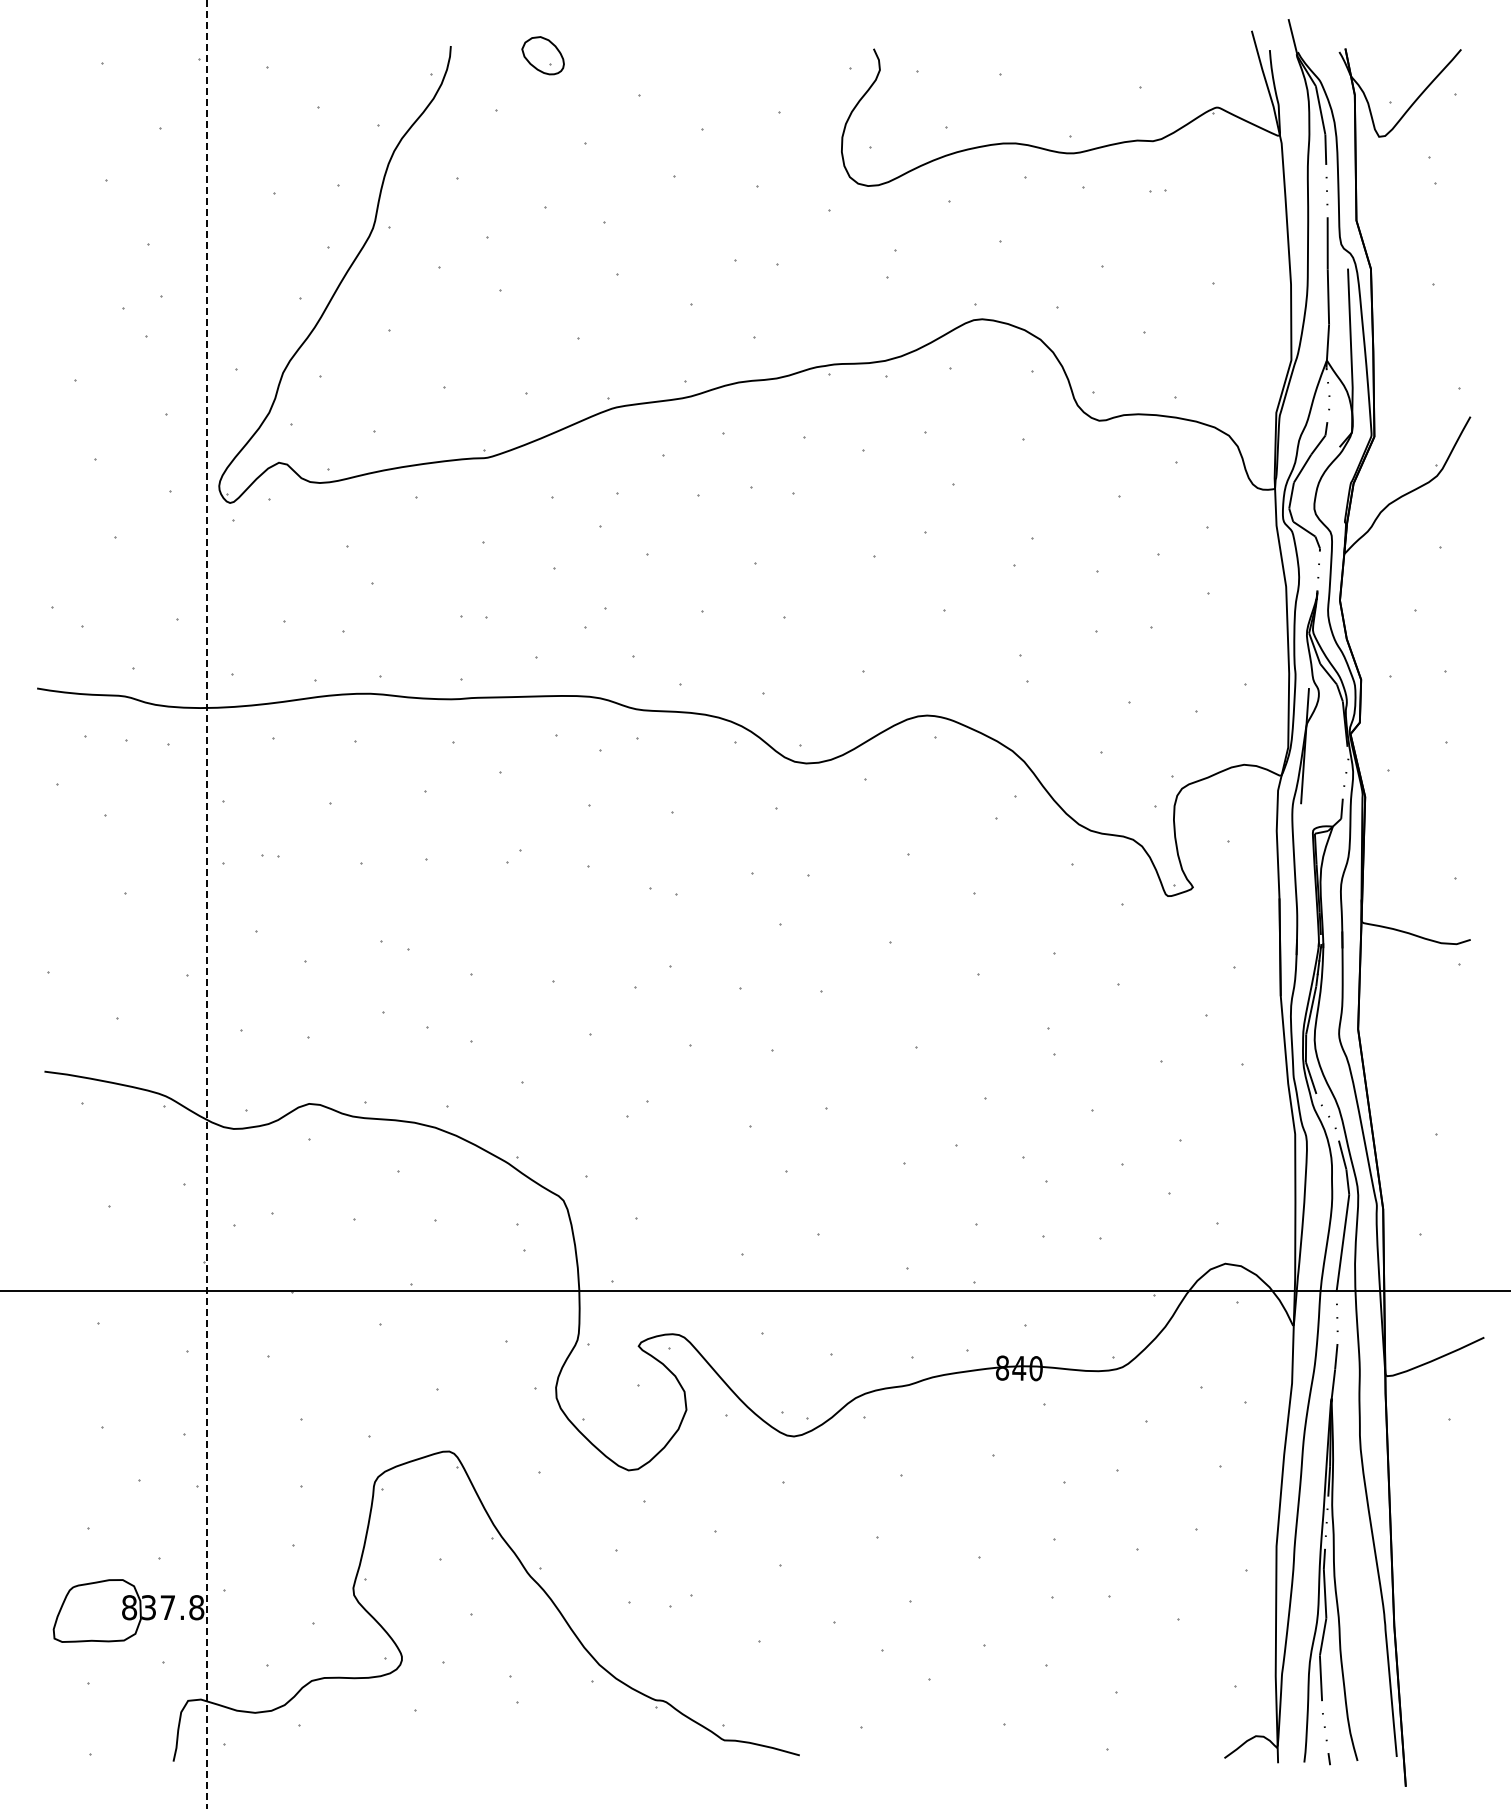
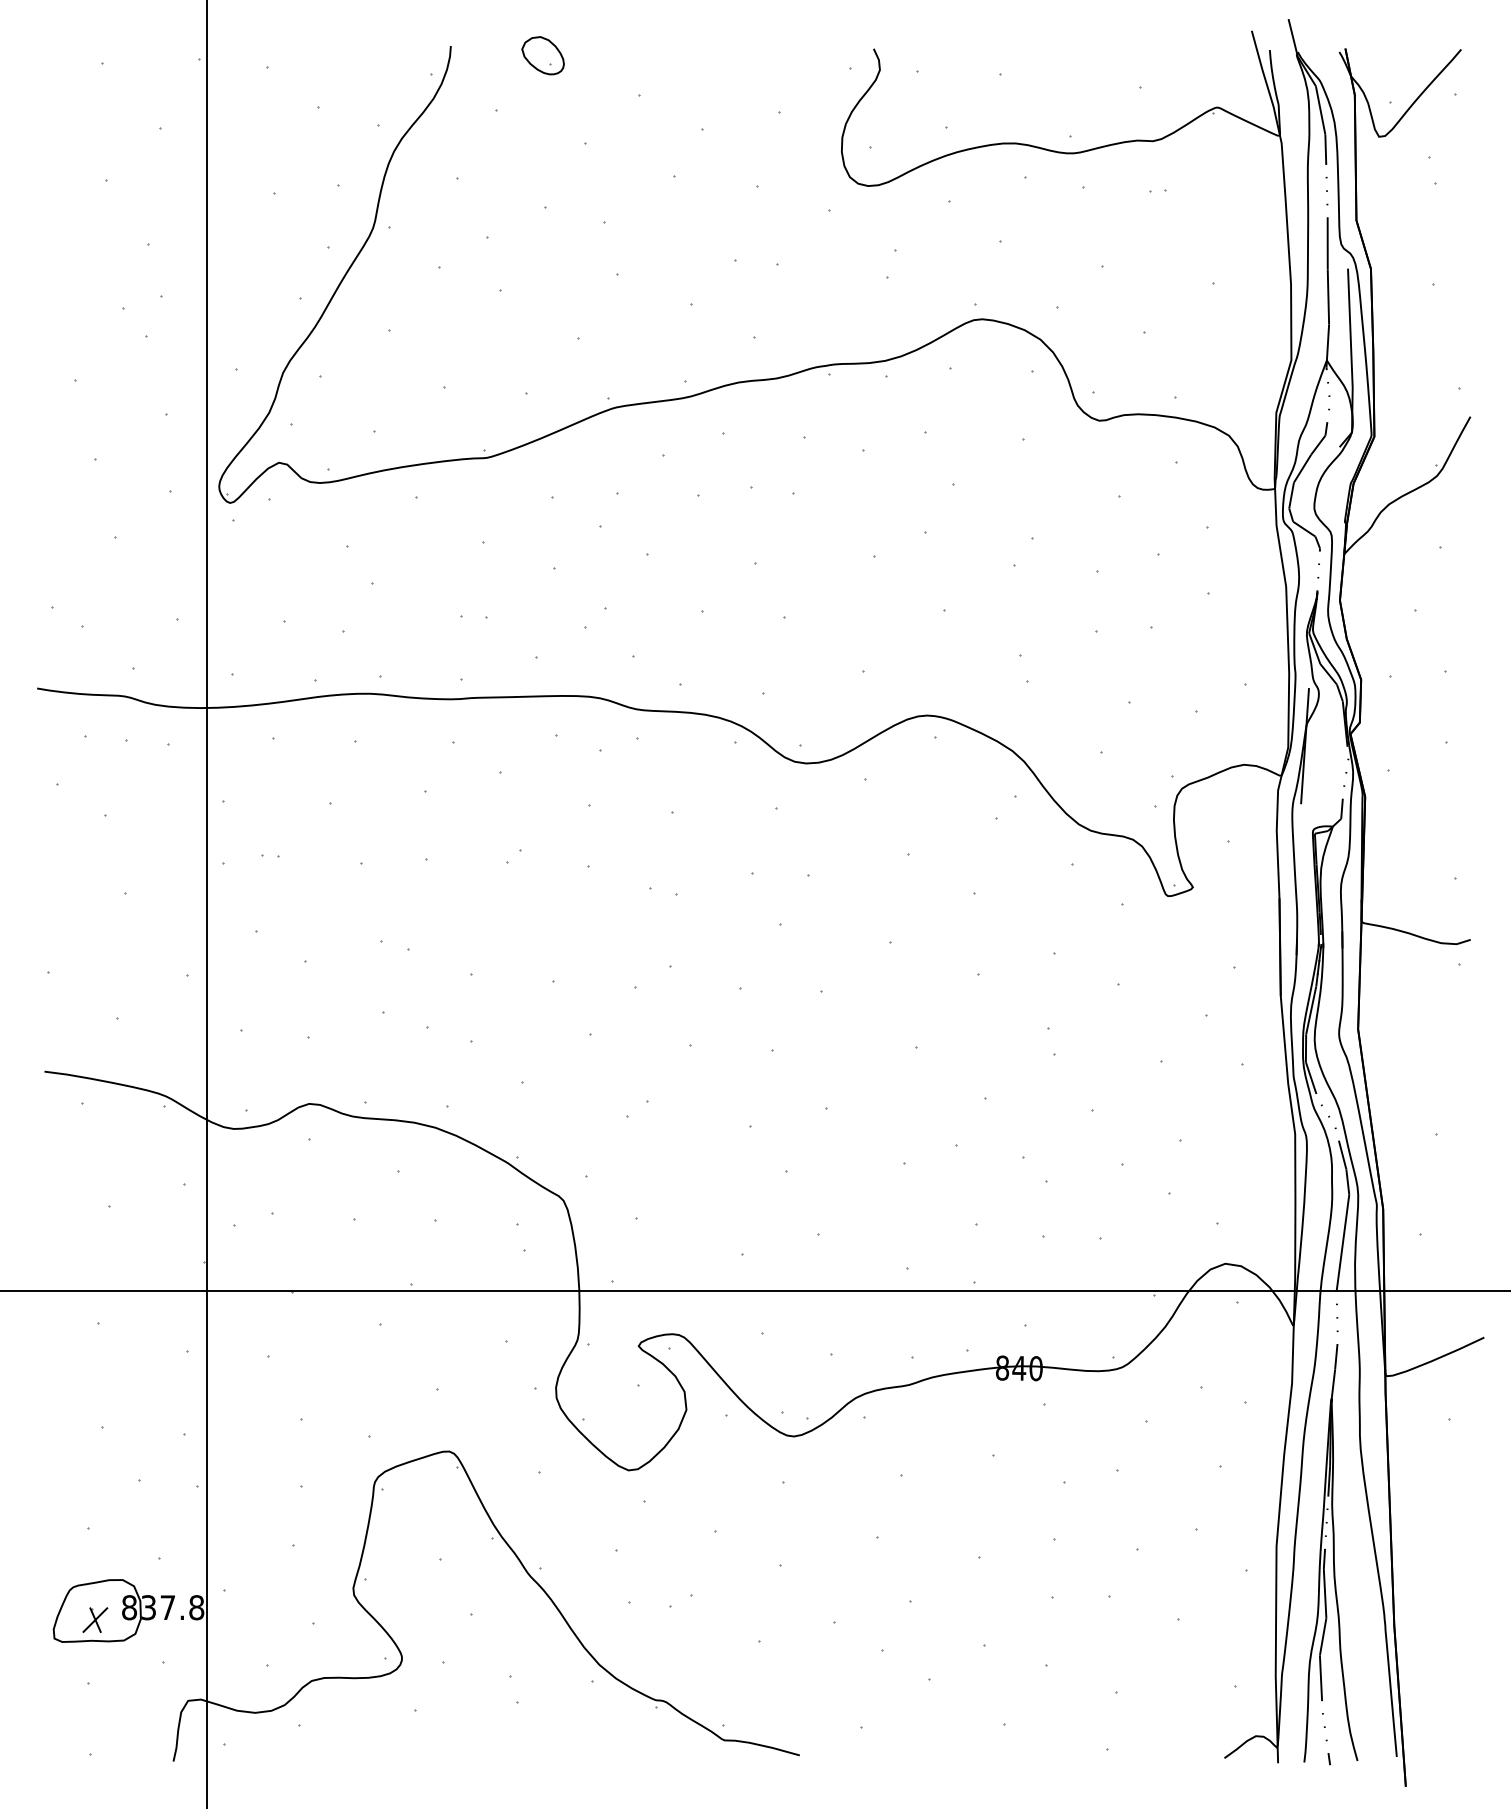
line: dashed -> solid (206, 905)
part: none -> present (95, 1619)
